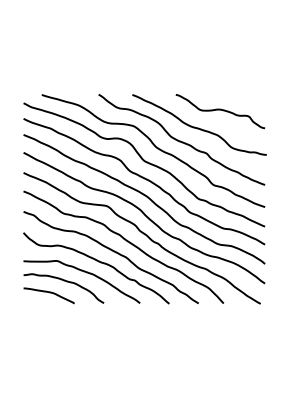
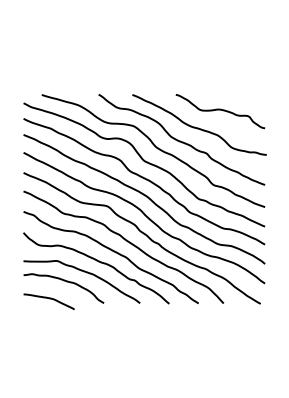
curve position: (49, 293) -> (49, 299) (49, 299)
